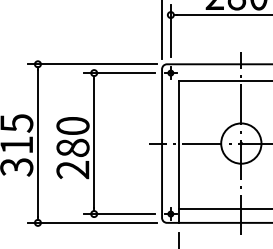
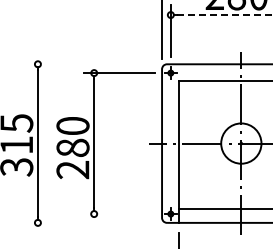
line: solid -> dashed (224, 15)
line: present -> none (92, 64)
line: present -> none (119, 214)
line: present -> none (92, 222)
